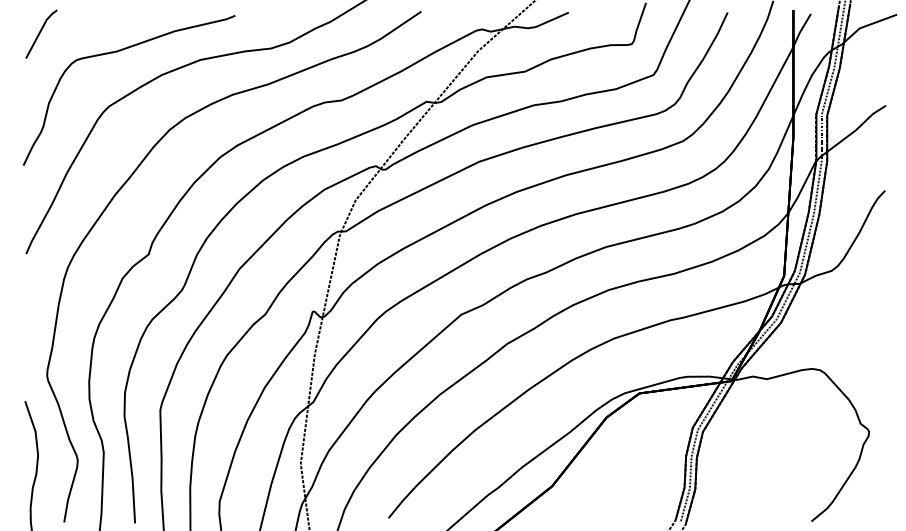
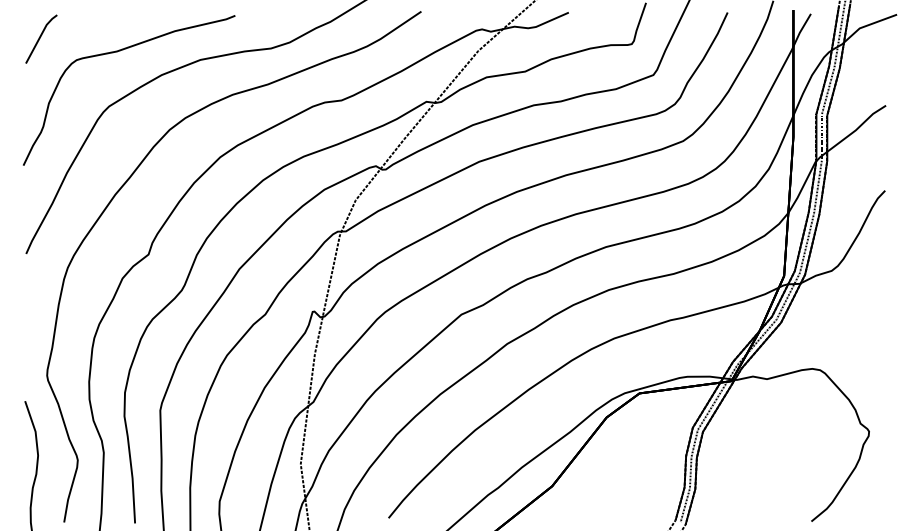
part position: (41, 33) -> (41, 38) (41, 38)
